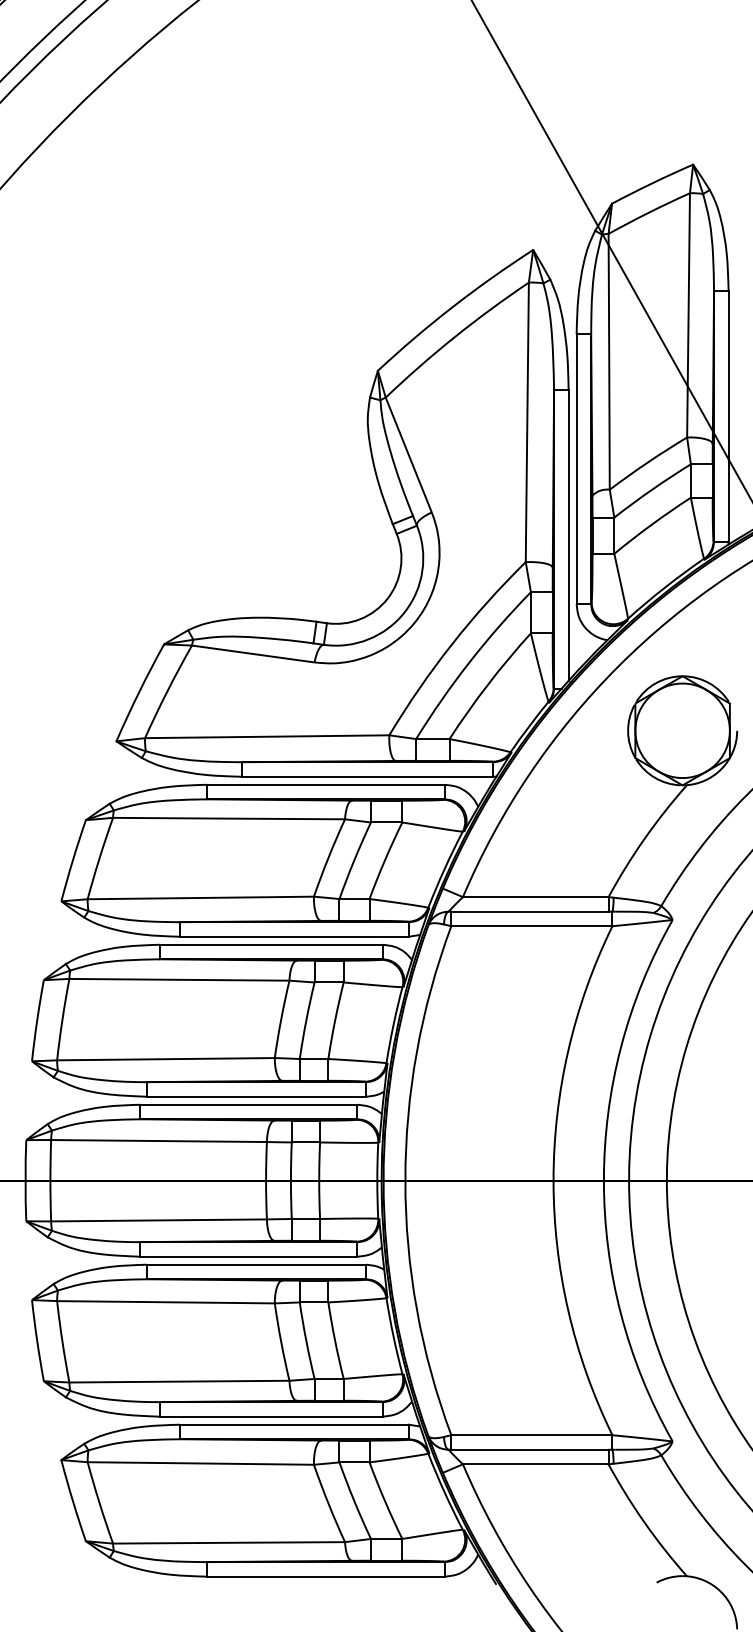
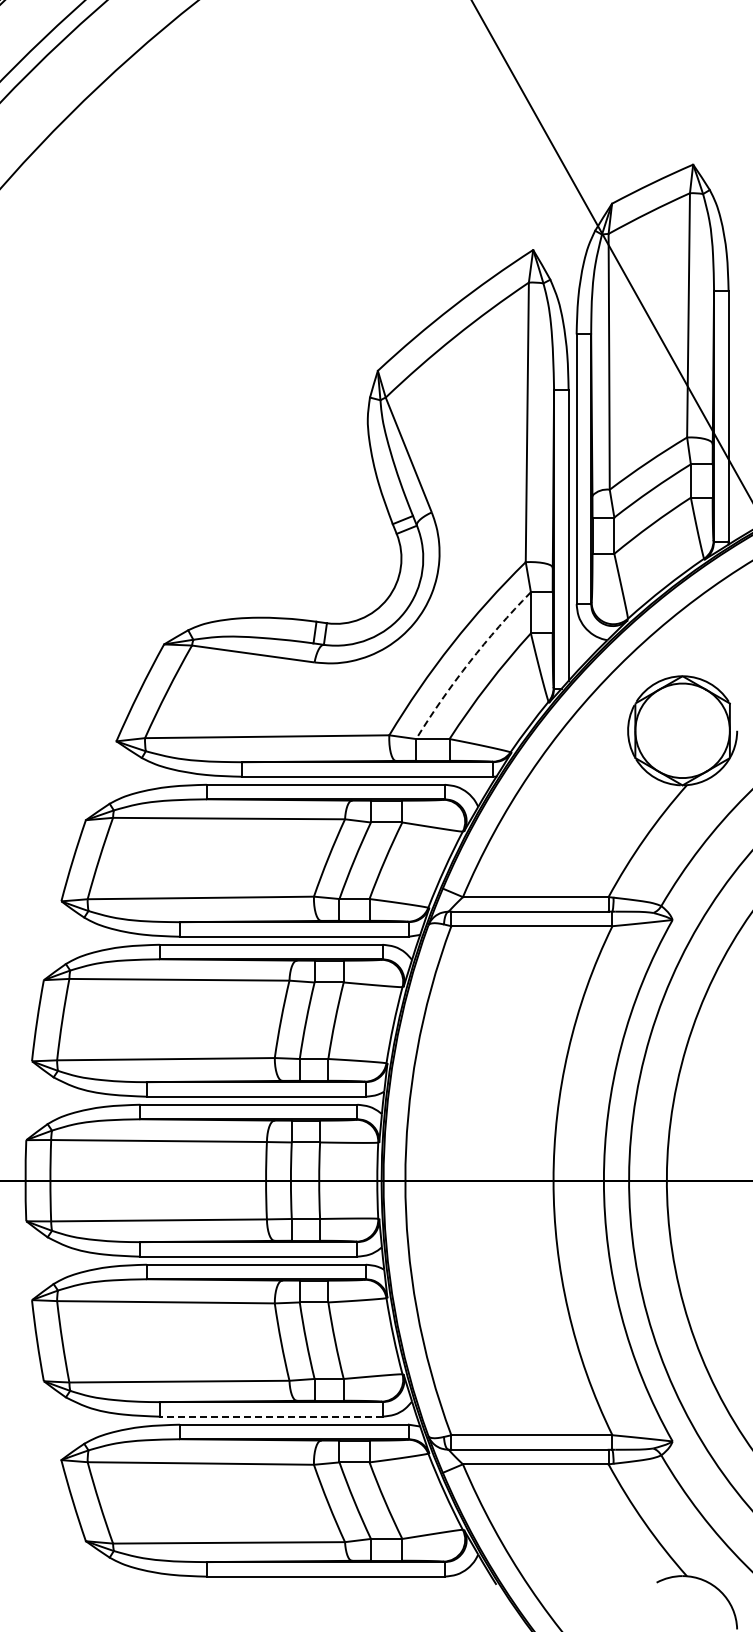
arc: solid -> dashed (469, 662)
line: solid -> dashed (270, 1416)
